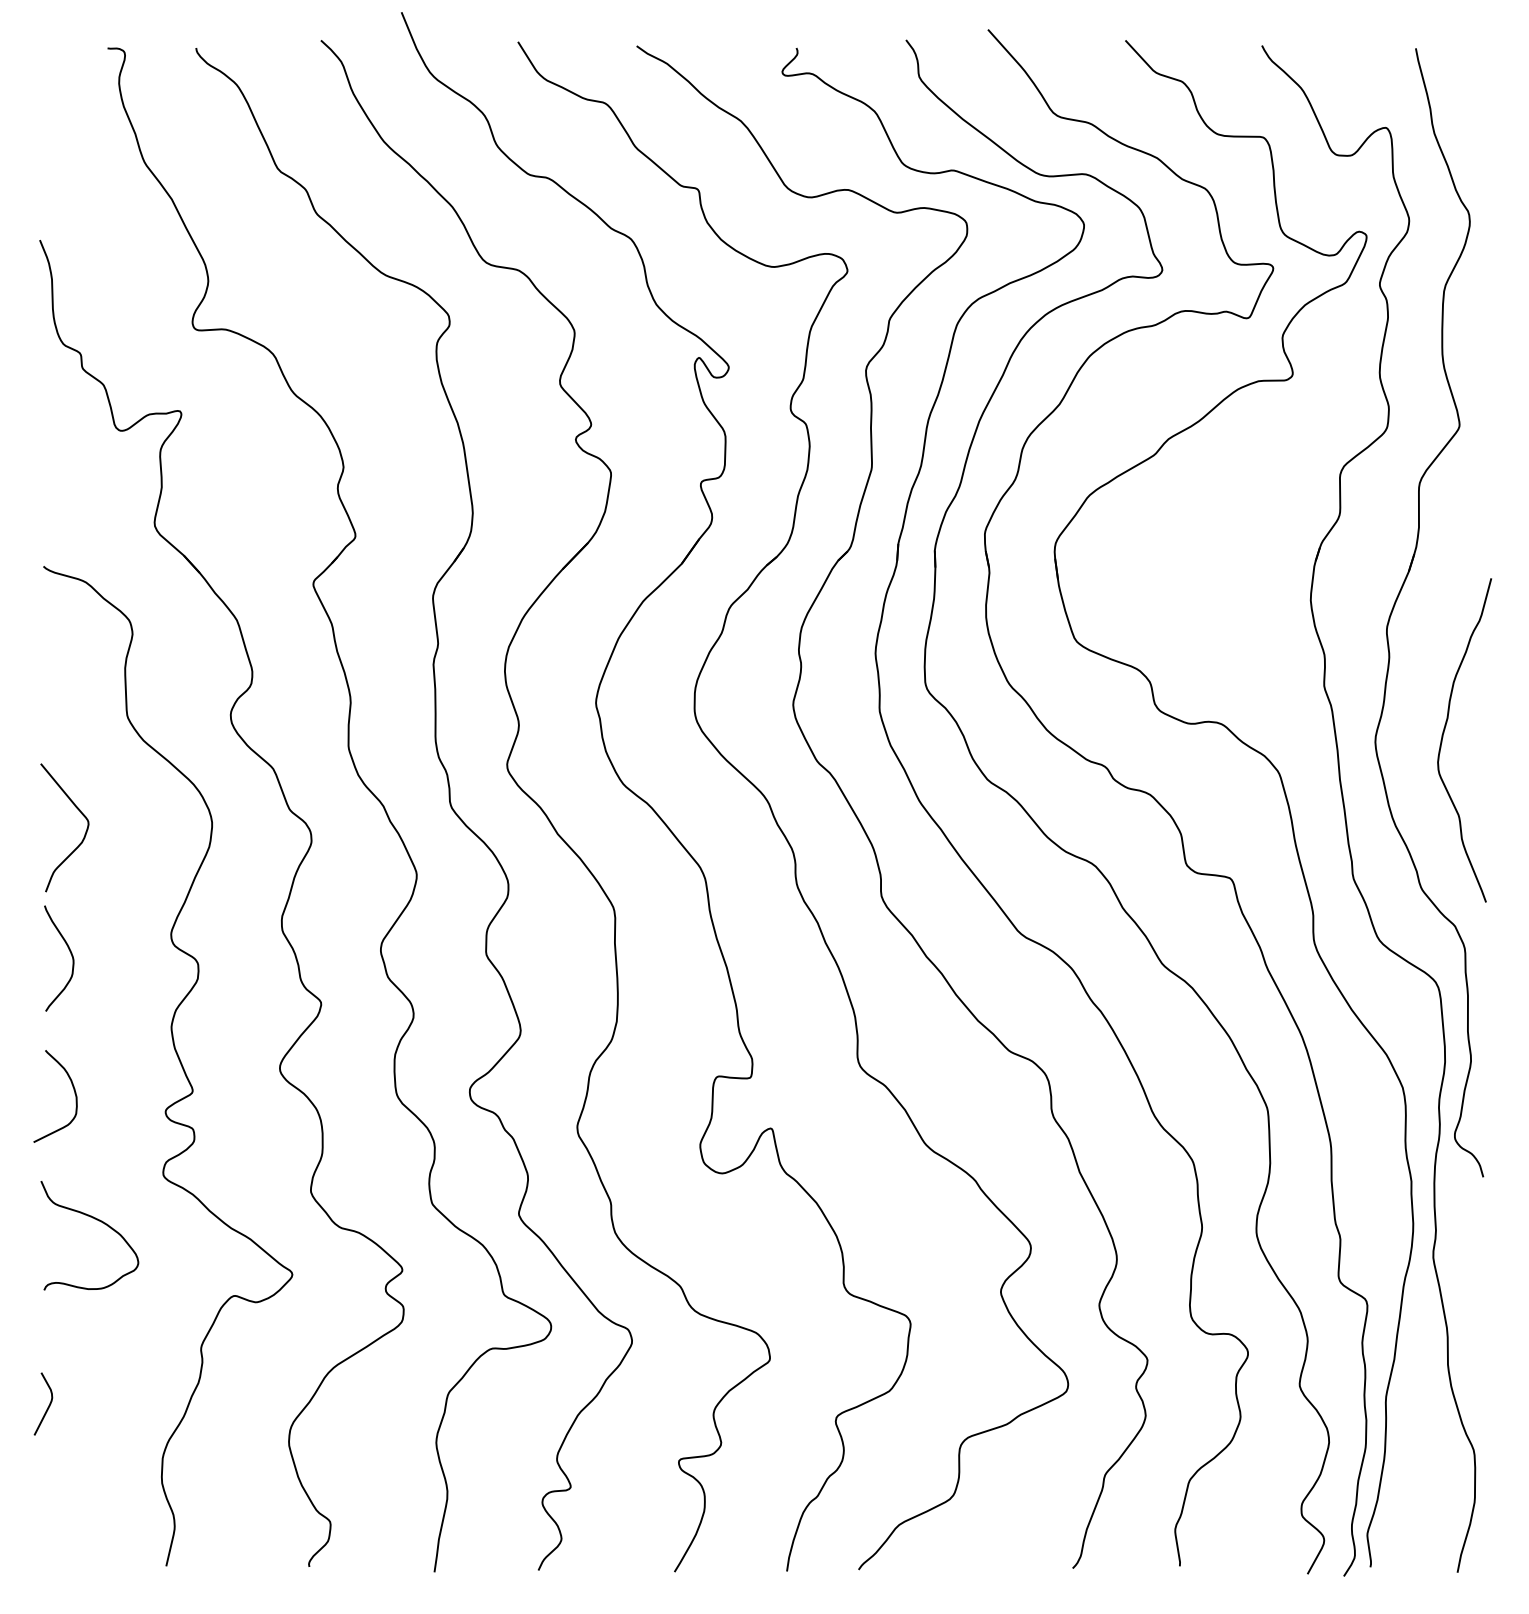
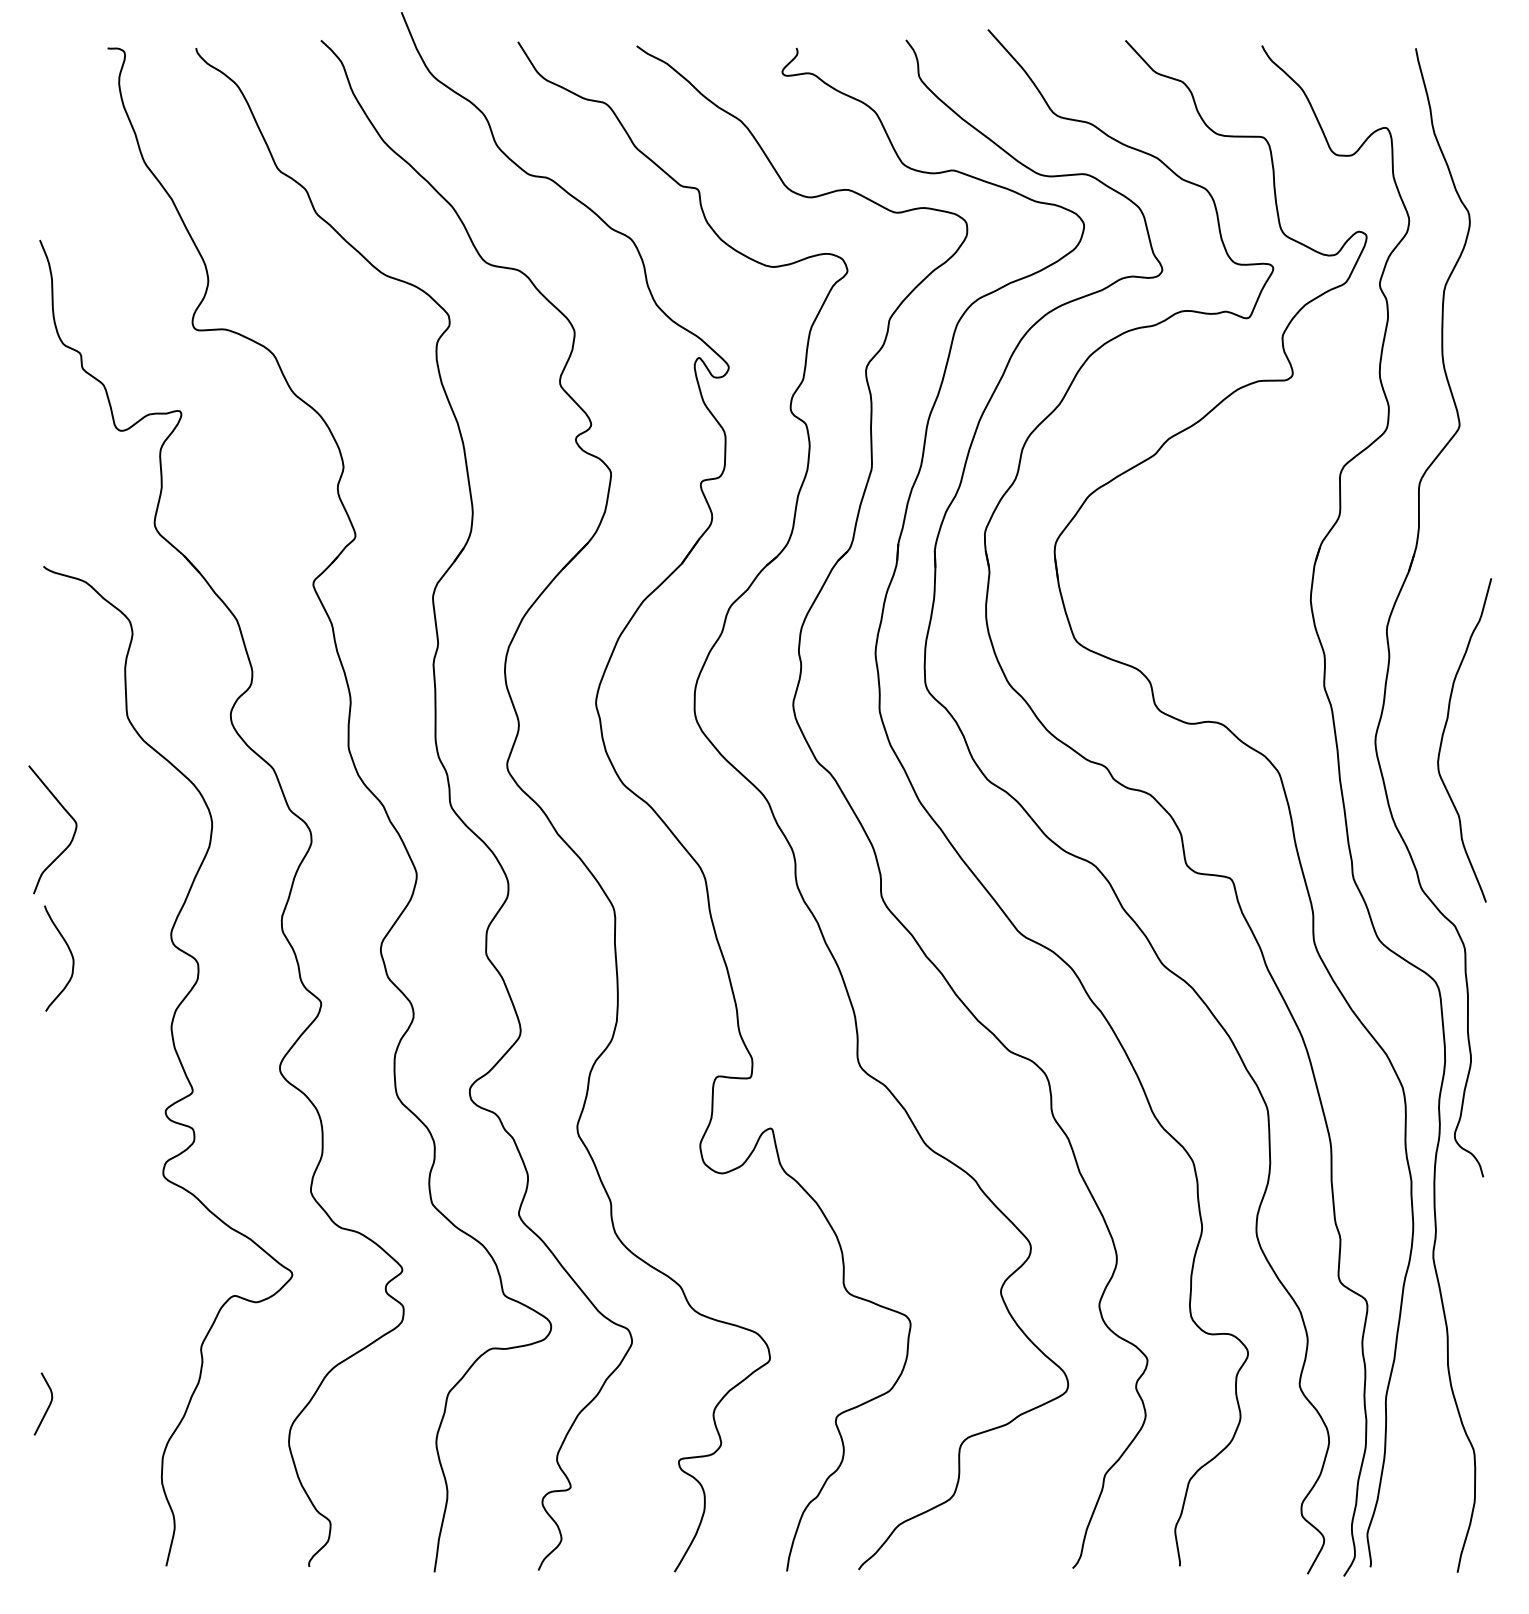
curve position: (84, 834) -> (72, 836) (72, 836)
curve: present -> none (73, 1090)
curve: present -> none (96, 1220)
